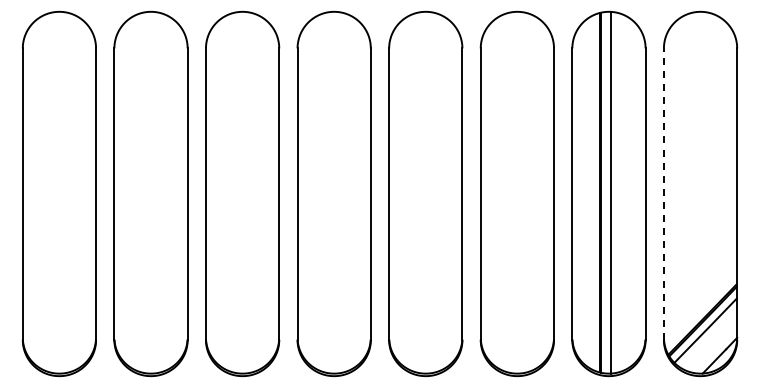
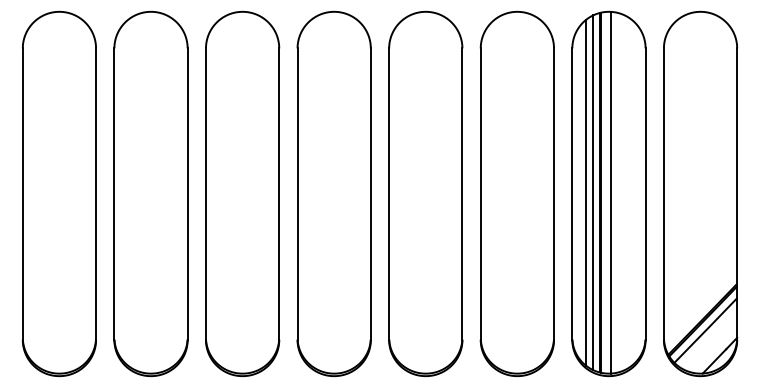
line: none -> present (586, 192)
line: none -> present (593, 192)
line: dashed -> solid (663, 194)
